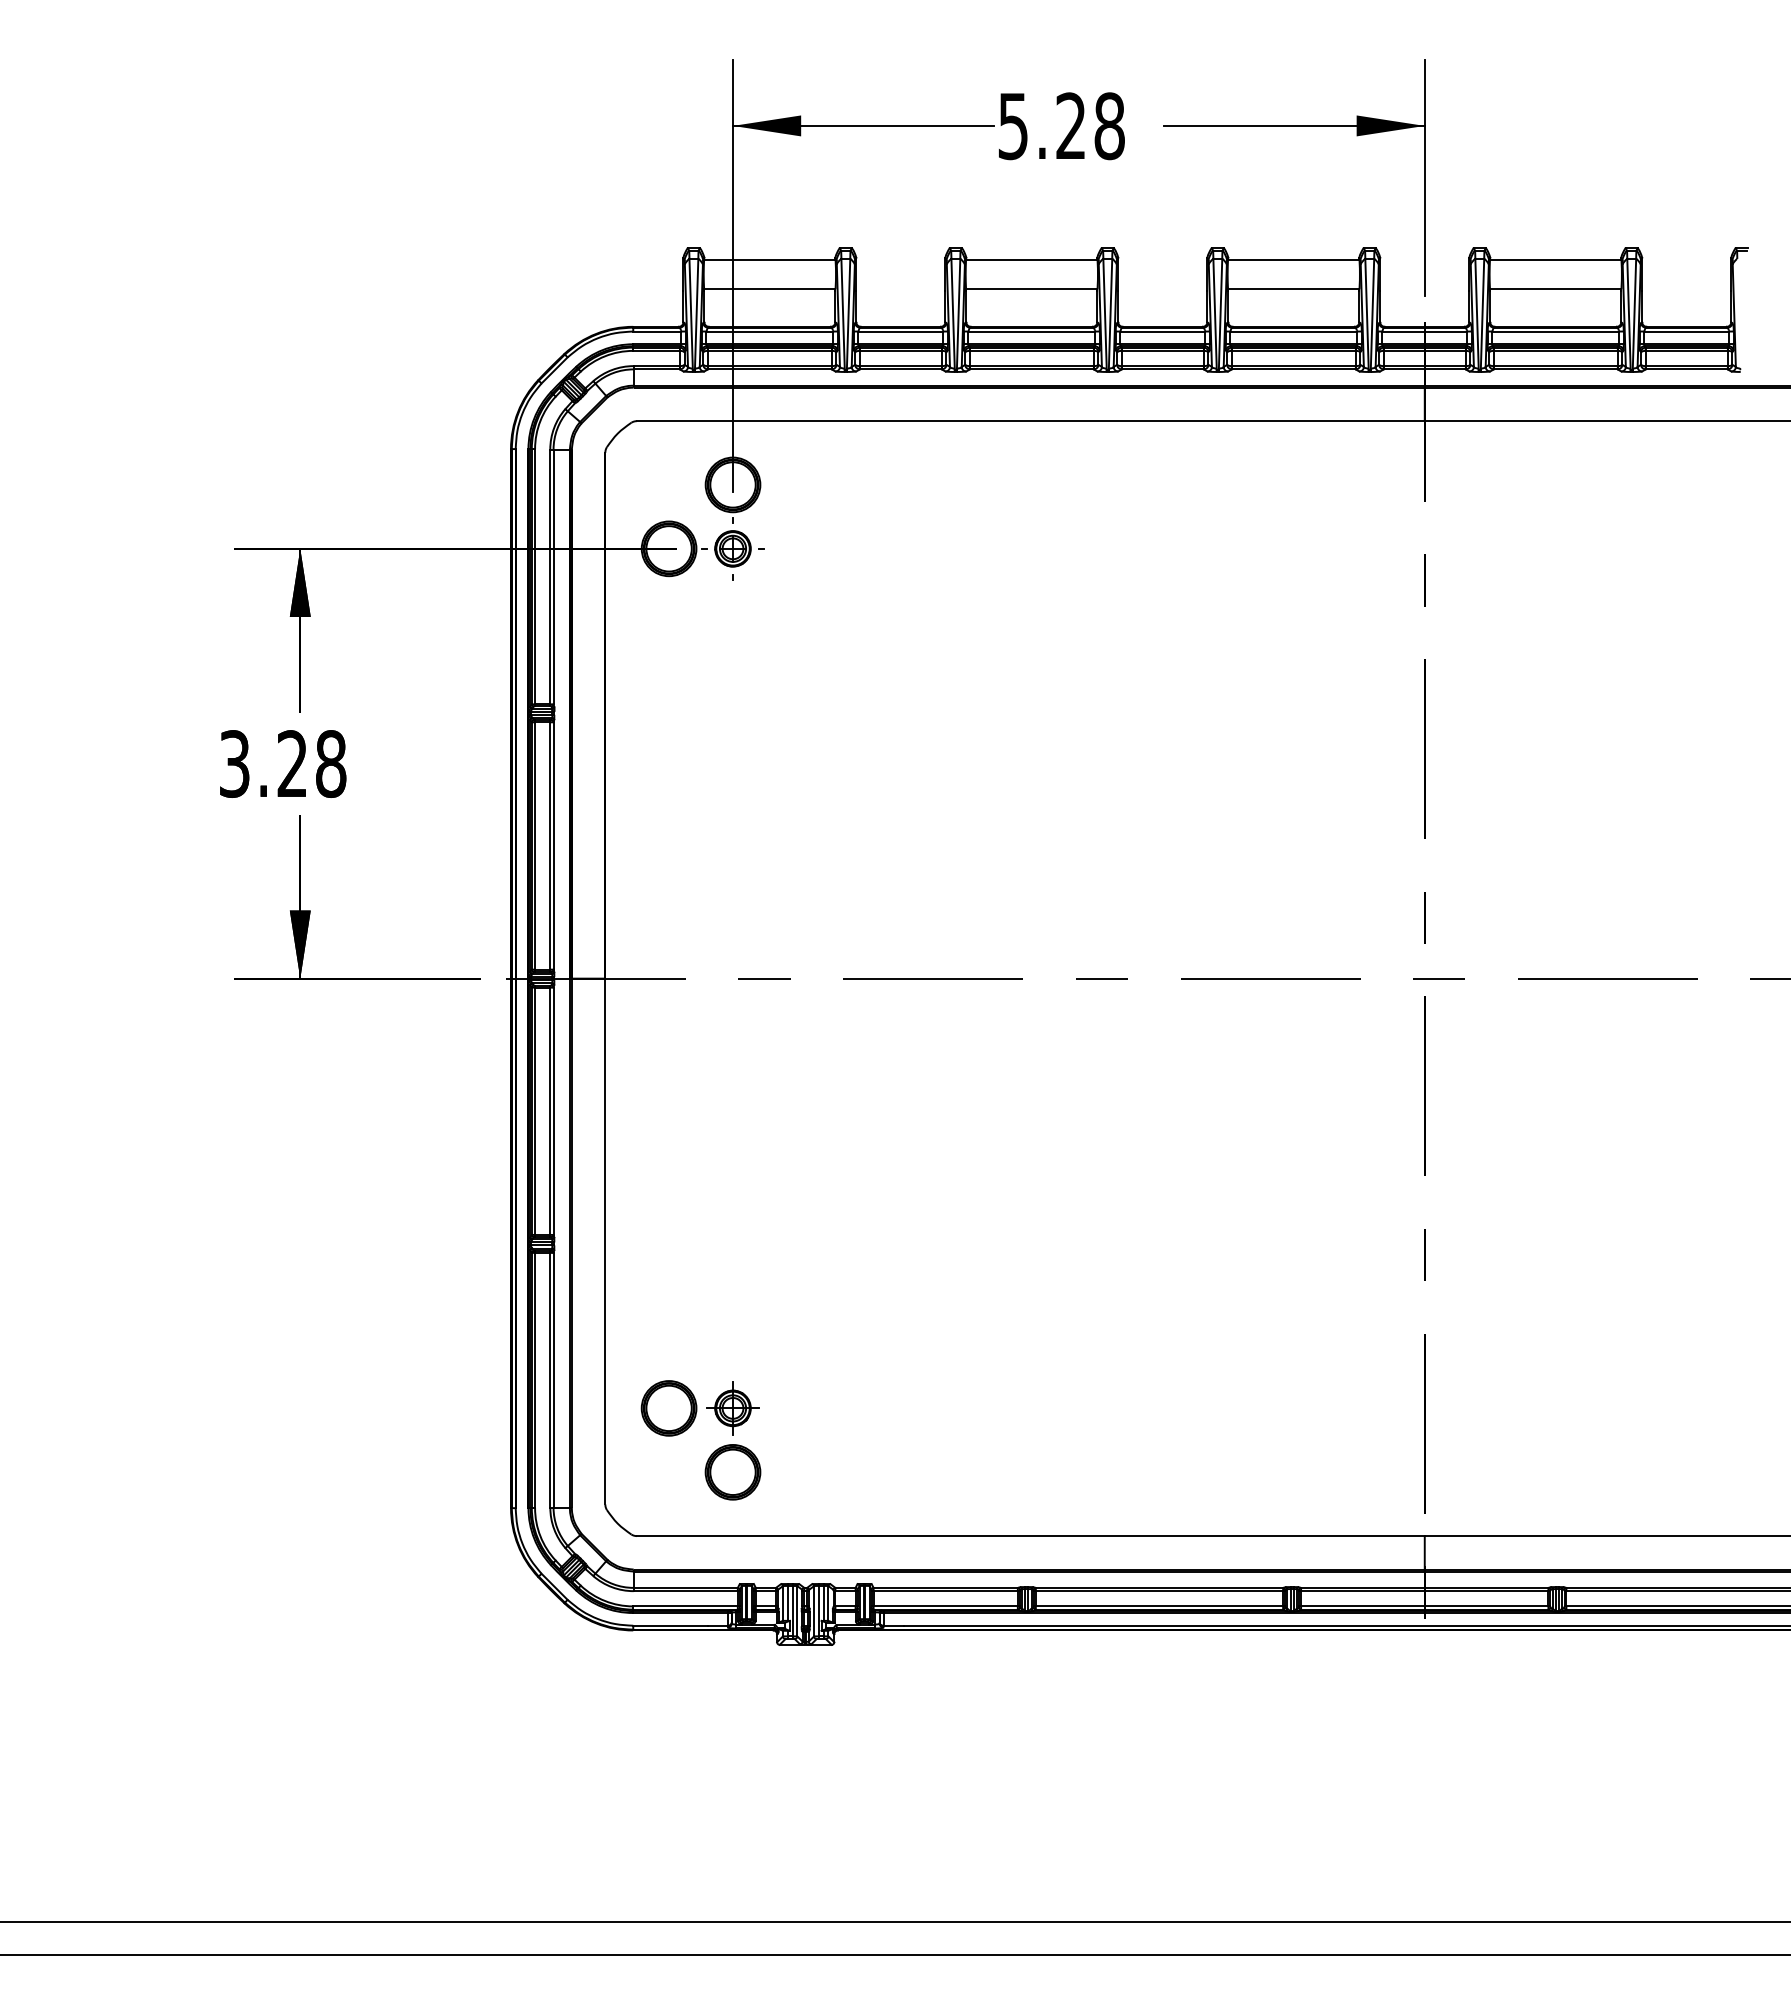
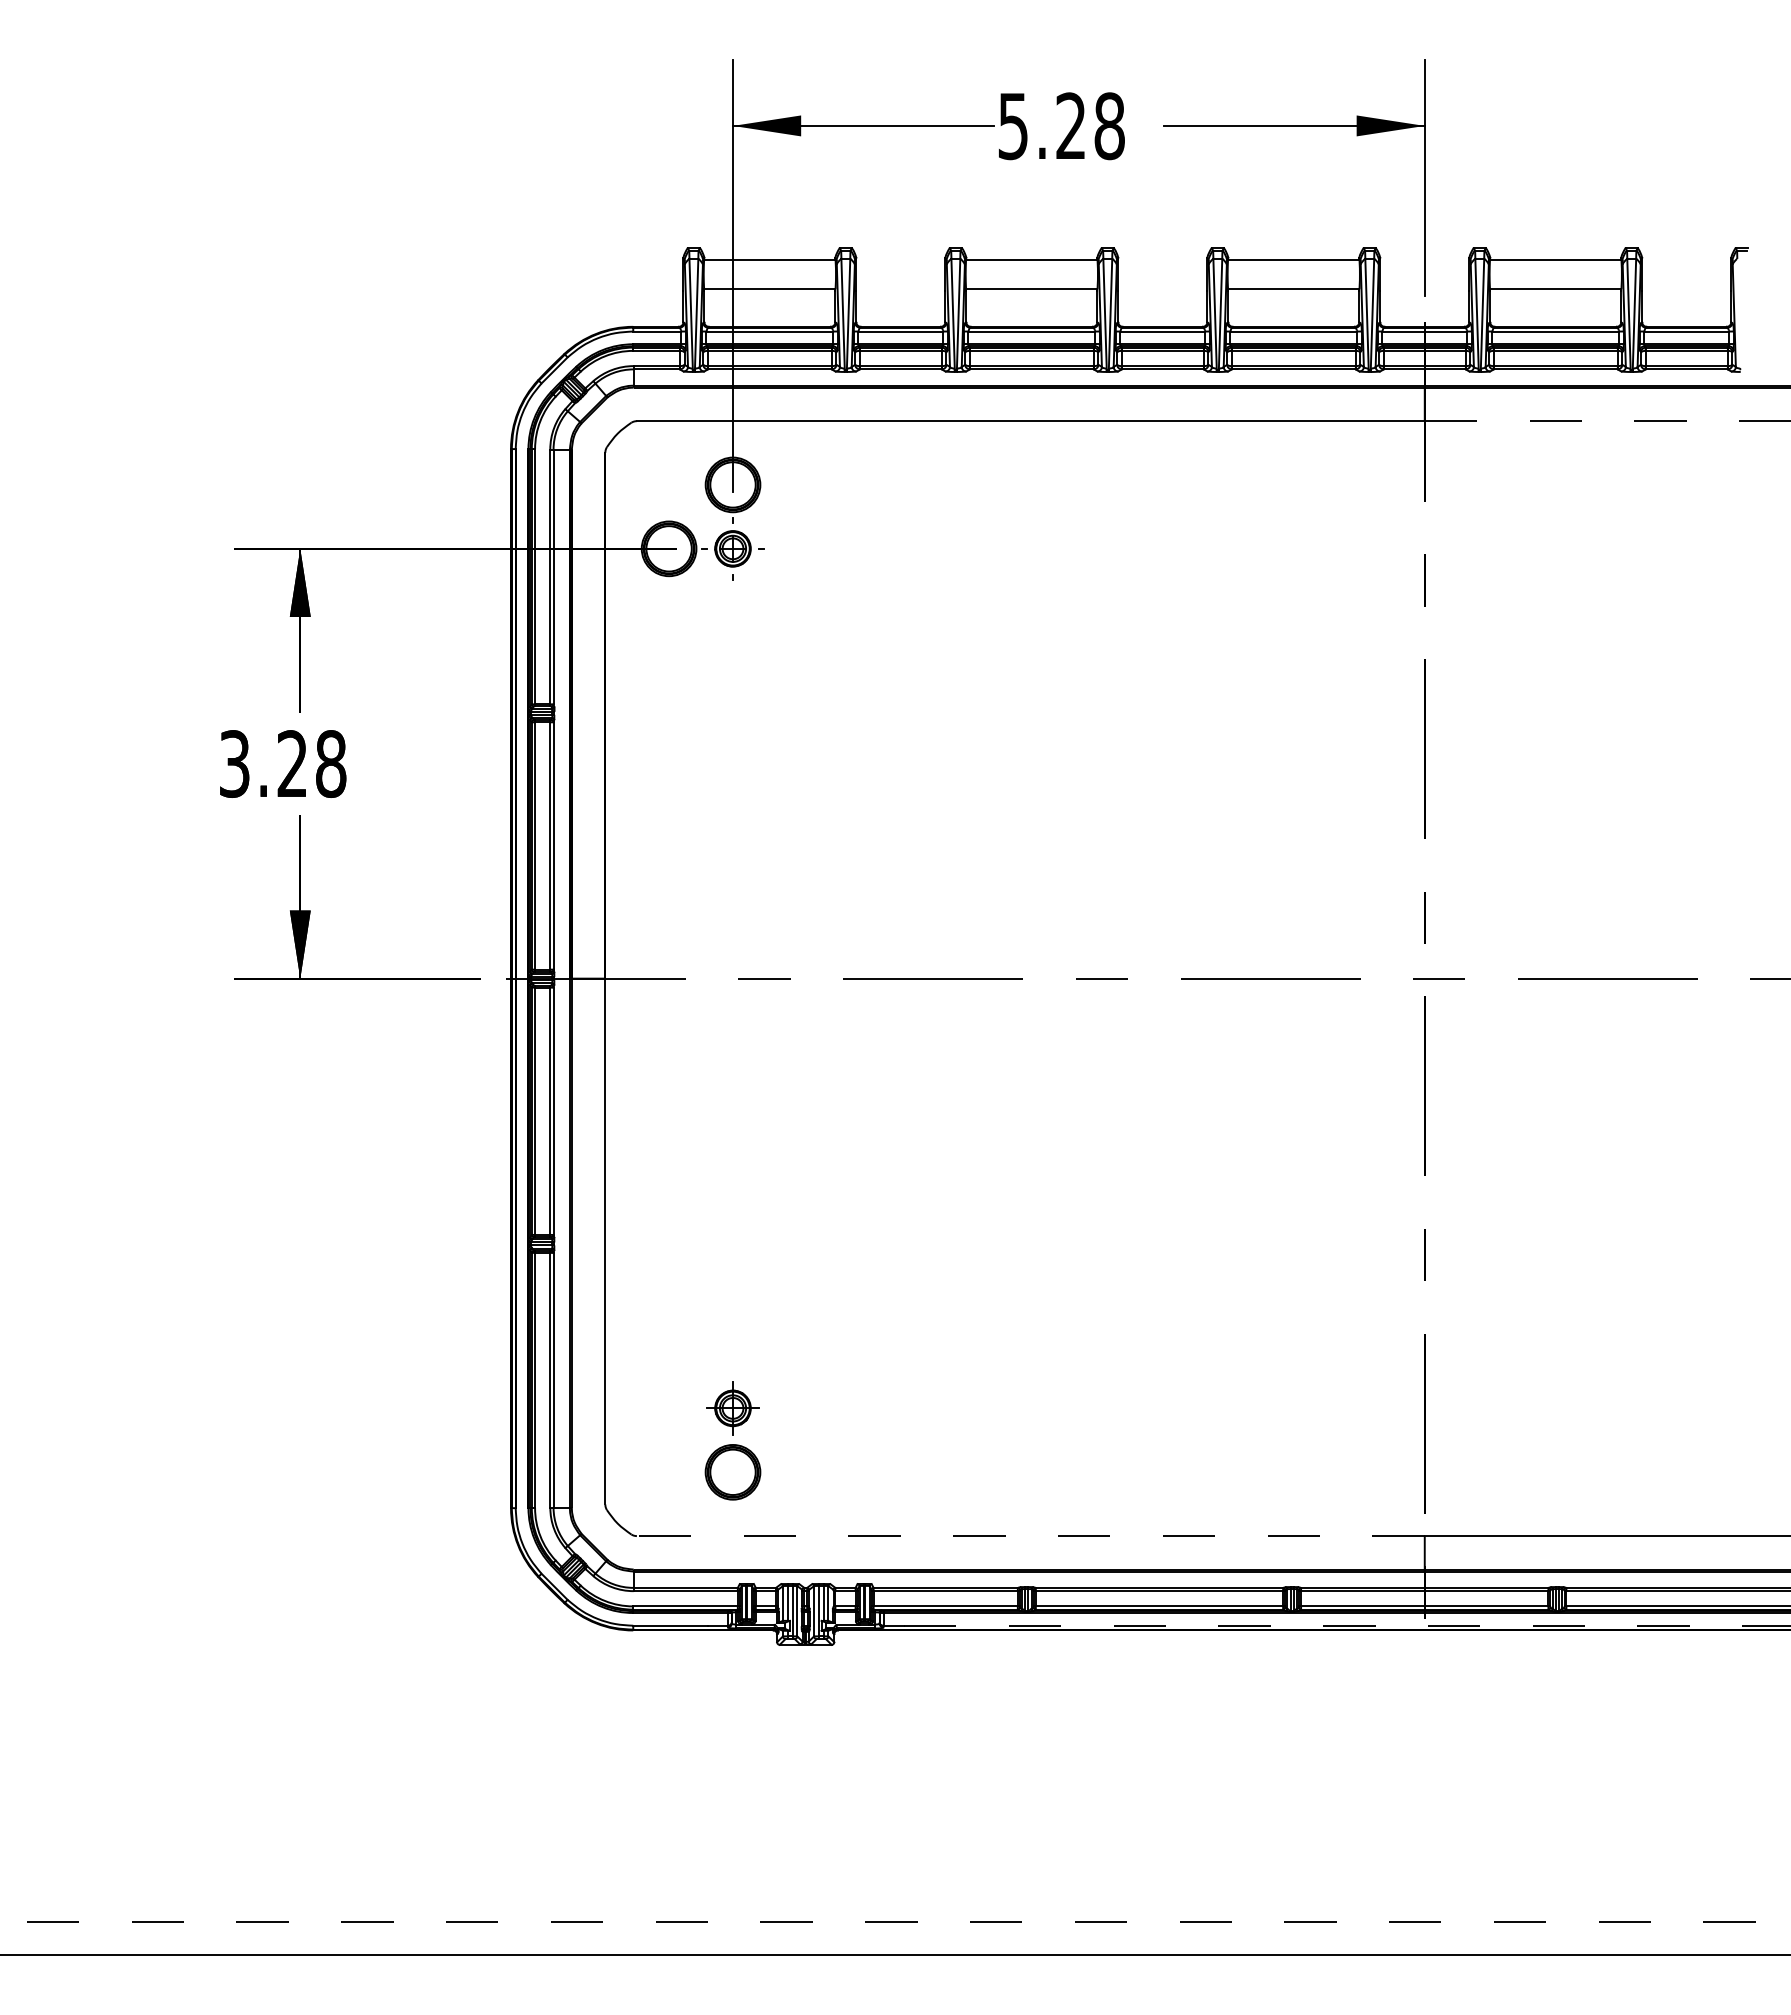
line: solid -> dashed (1607, 421)
part: present -> none (668, 1408)
line: solid -> dashed (1030, 1536)
line: solid -> dashed (1347, 1625)
line: solid -> dashed (894, 1922)
